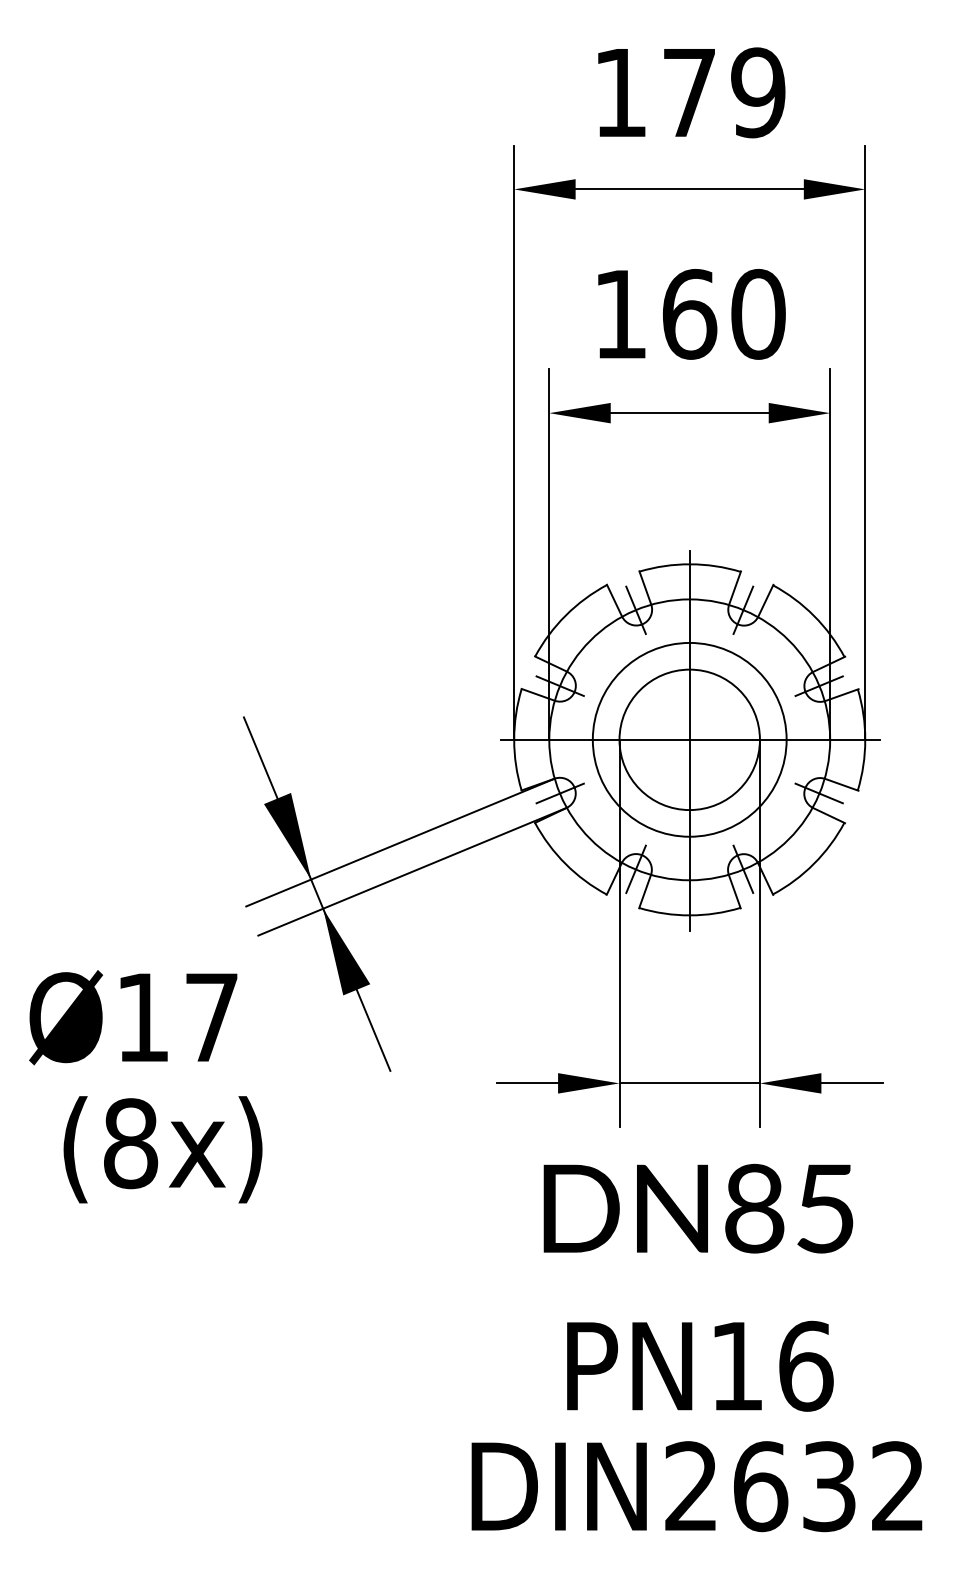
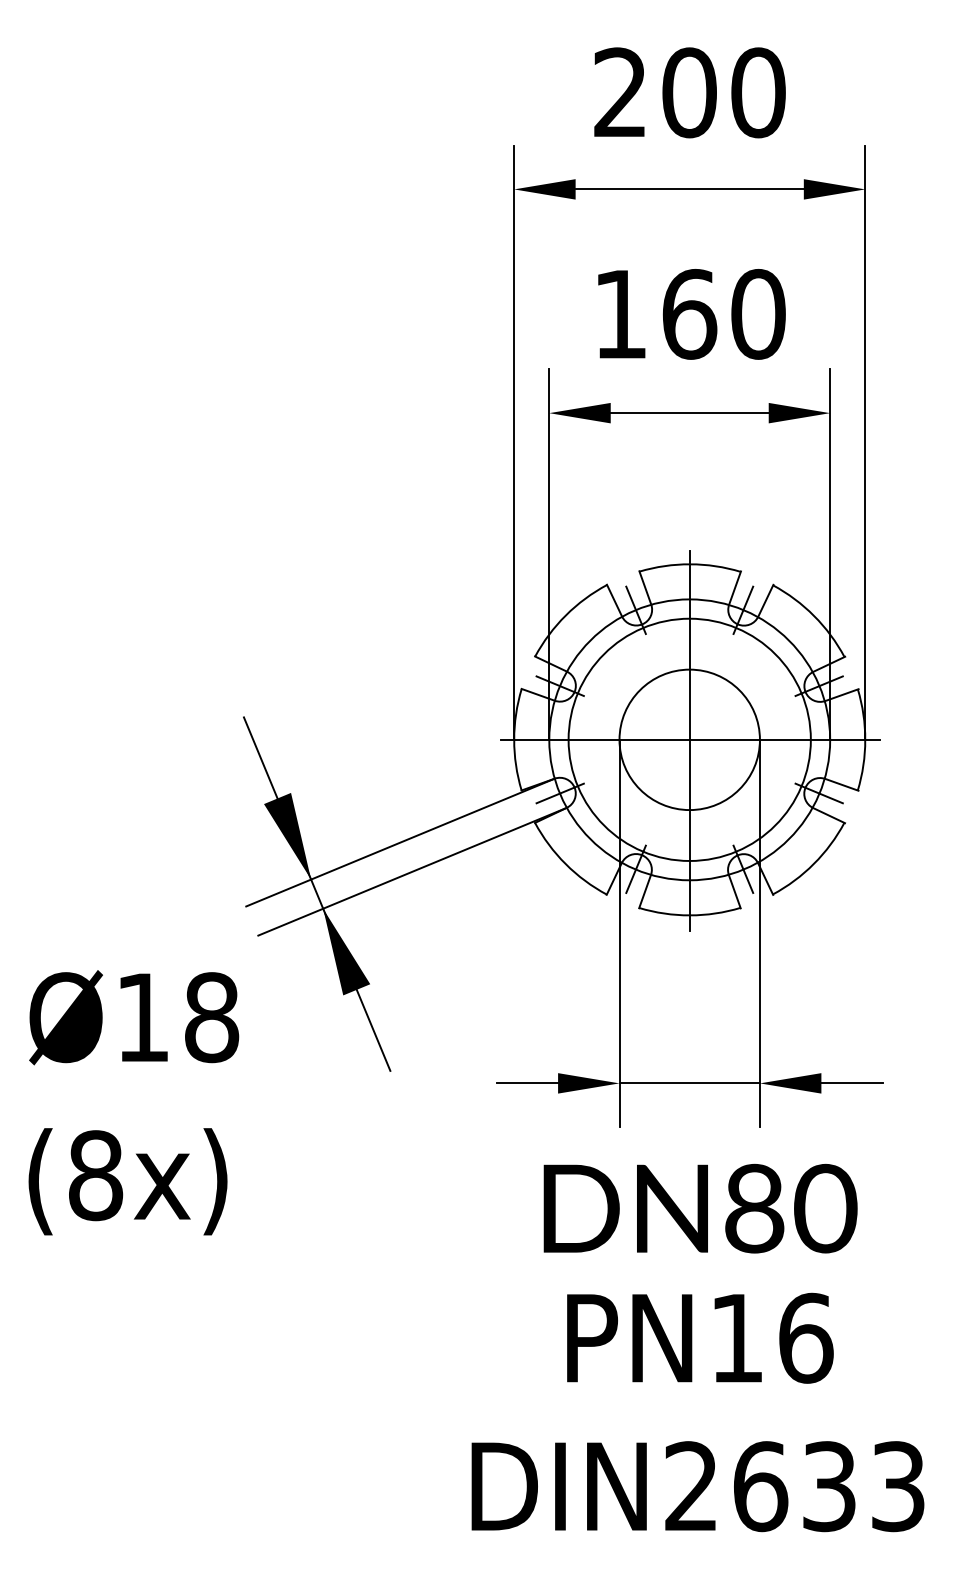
text: 179 -> 200 (689, 92)
circle diameter: 194 px -> 242 px (689, 739)
text: Ø17 -> Ø18 (212, 1017)
text position: (162, 1149) -> (127, 1181) (127, 1181)
text: DN85 -> DN80 (825, 1208)
text position: (700, 1365) -> (700, 1337) (700, 1337)
text: DIN2632 -> DIN2633 (898, 1486)
